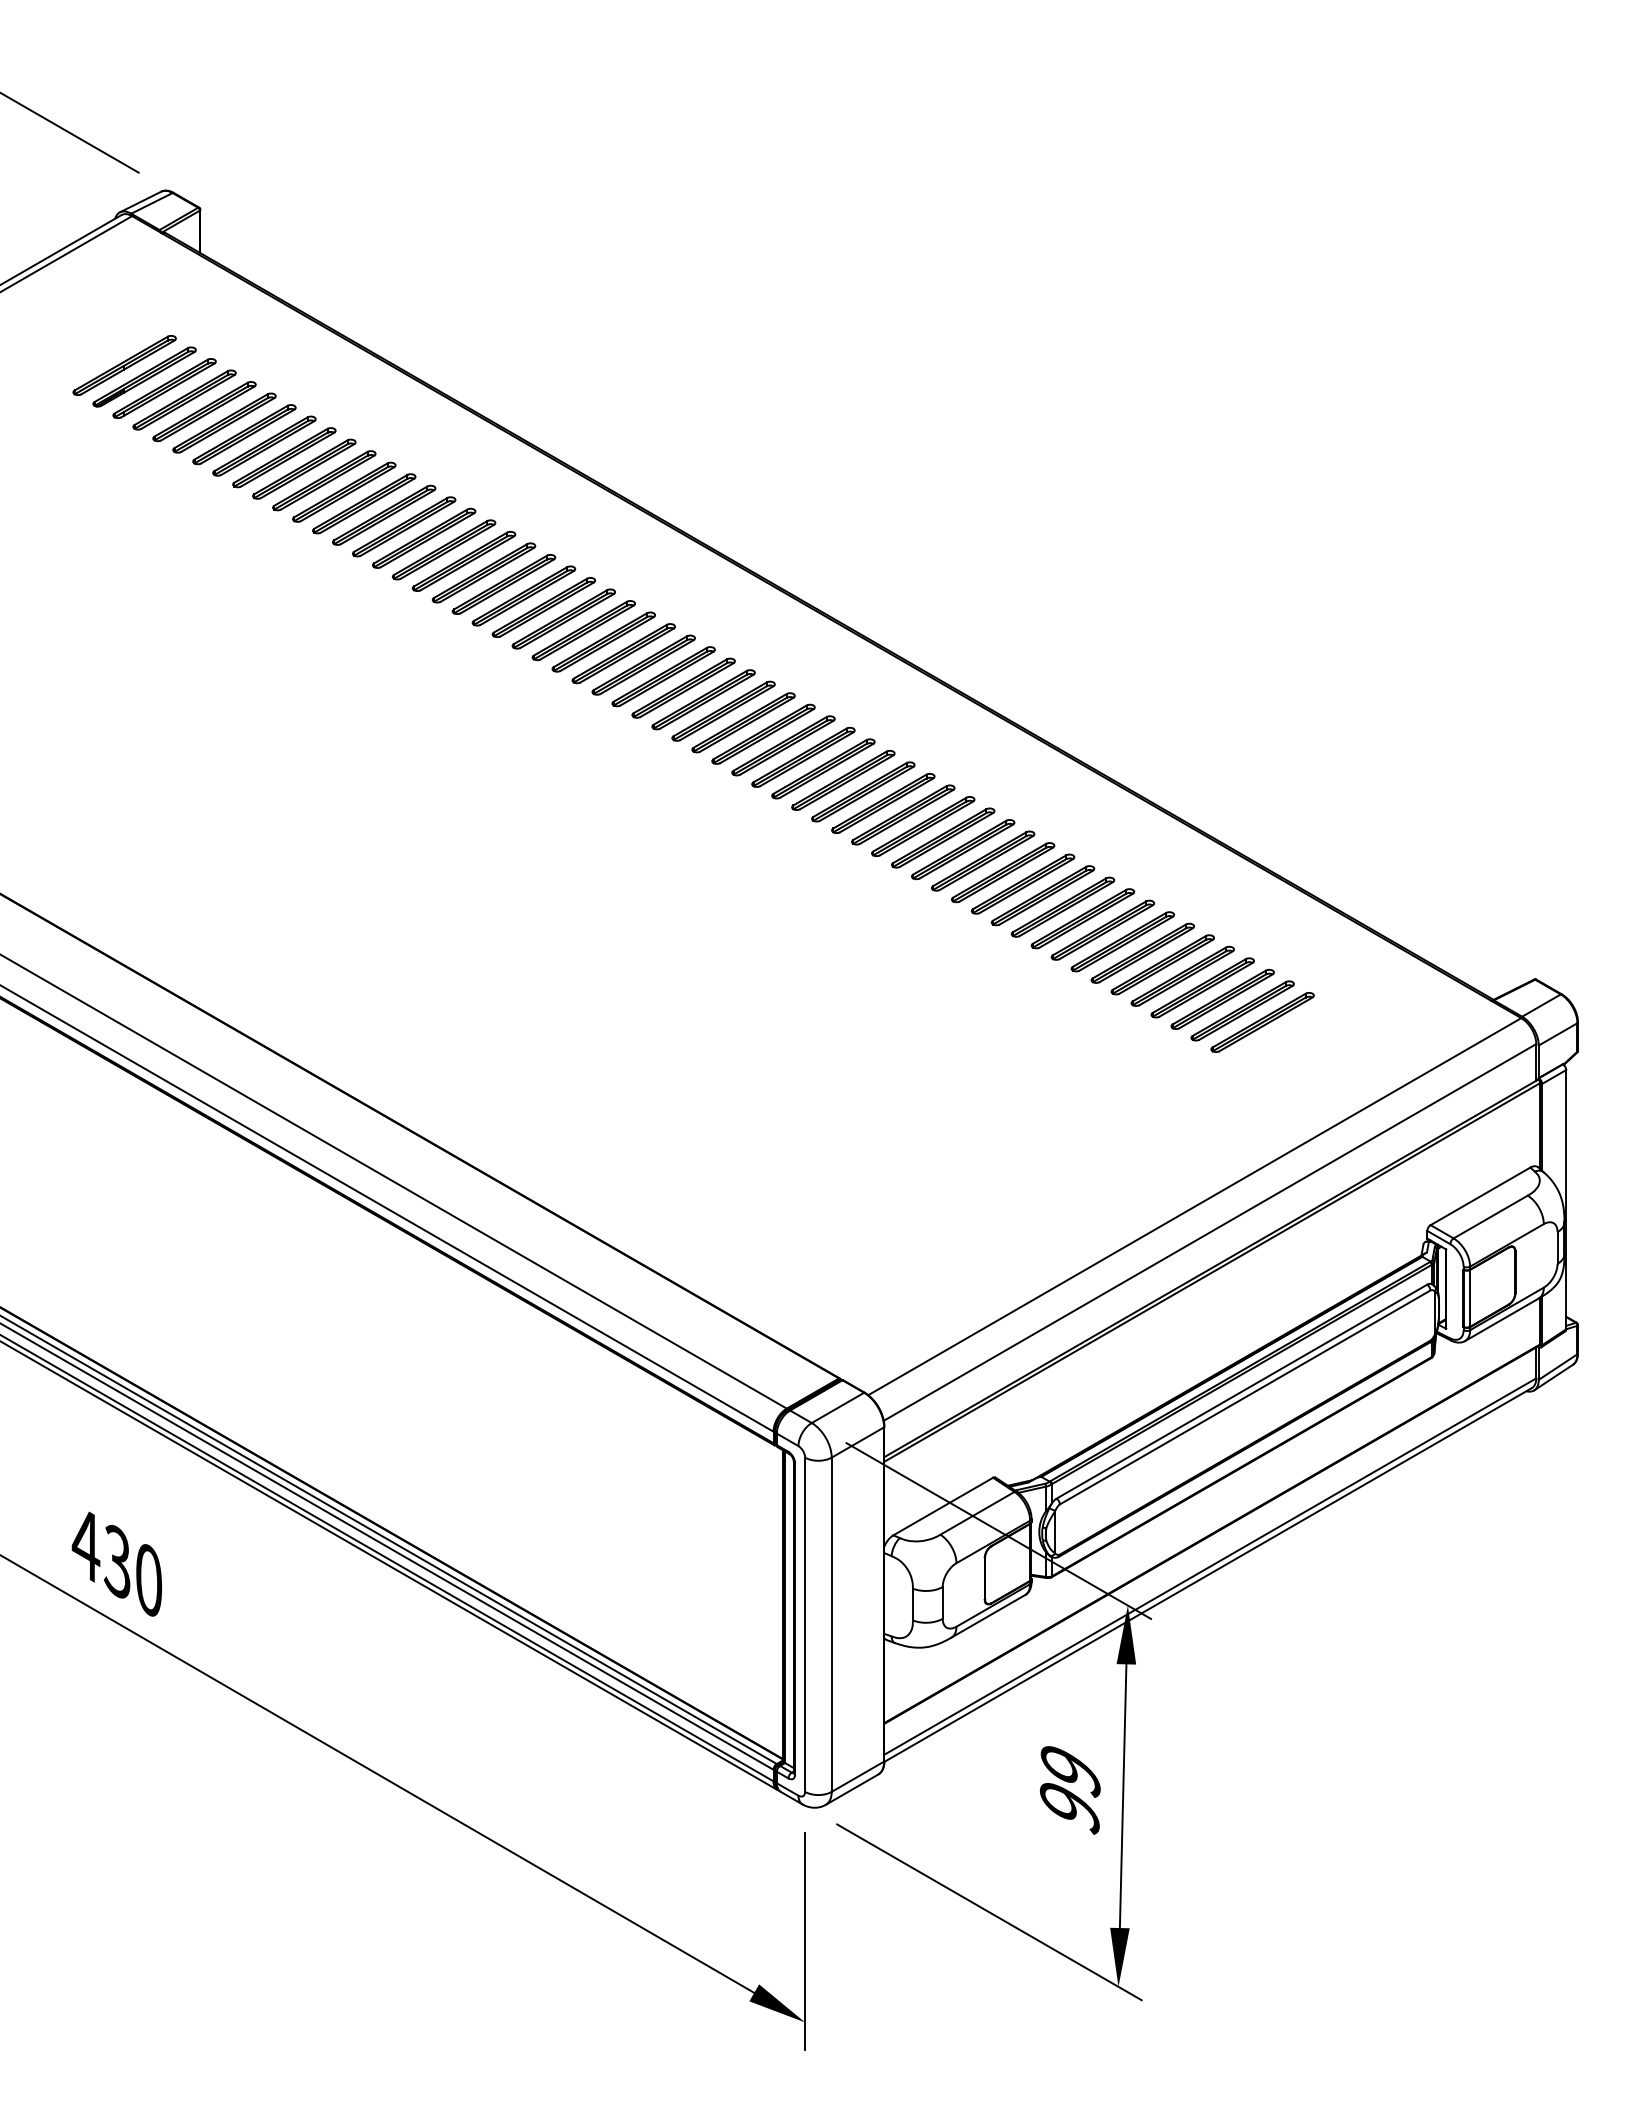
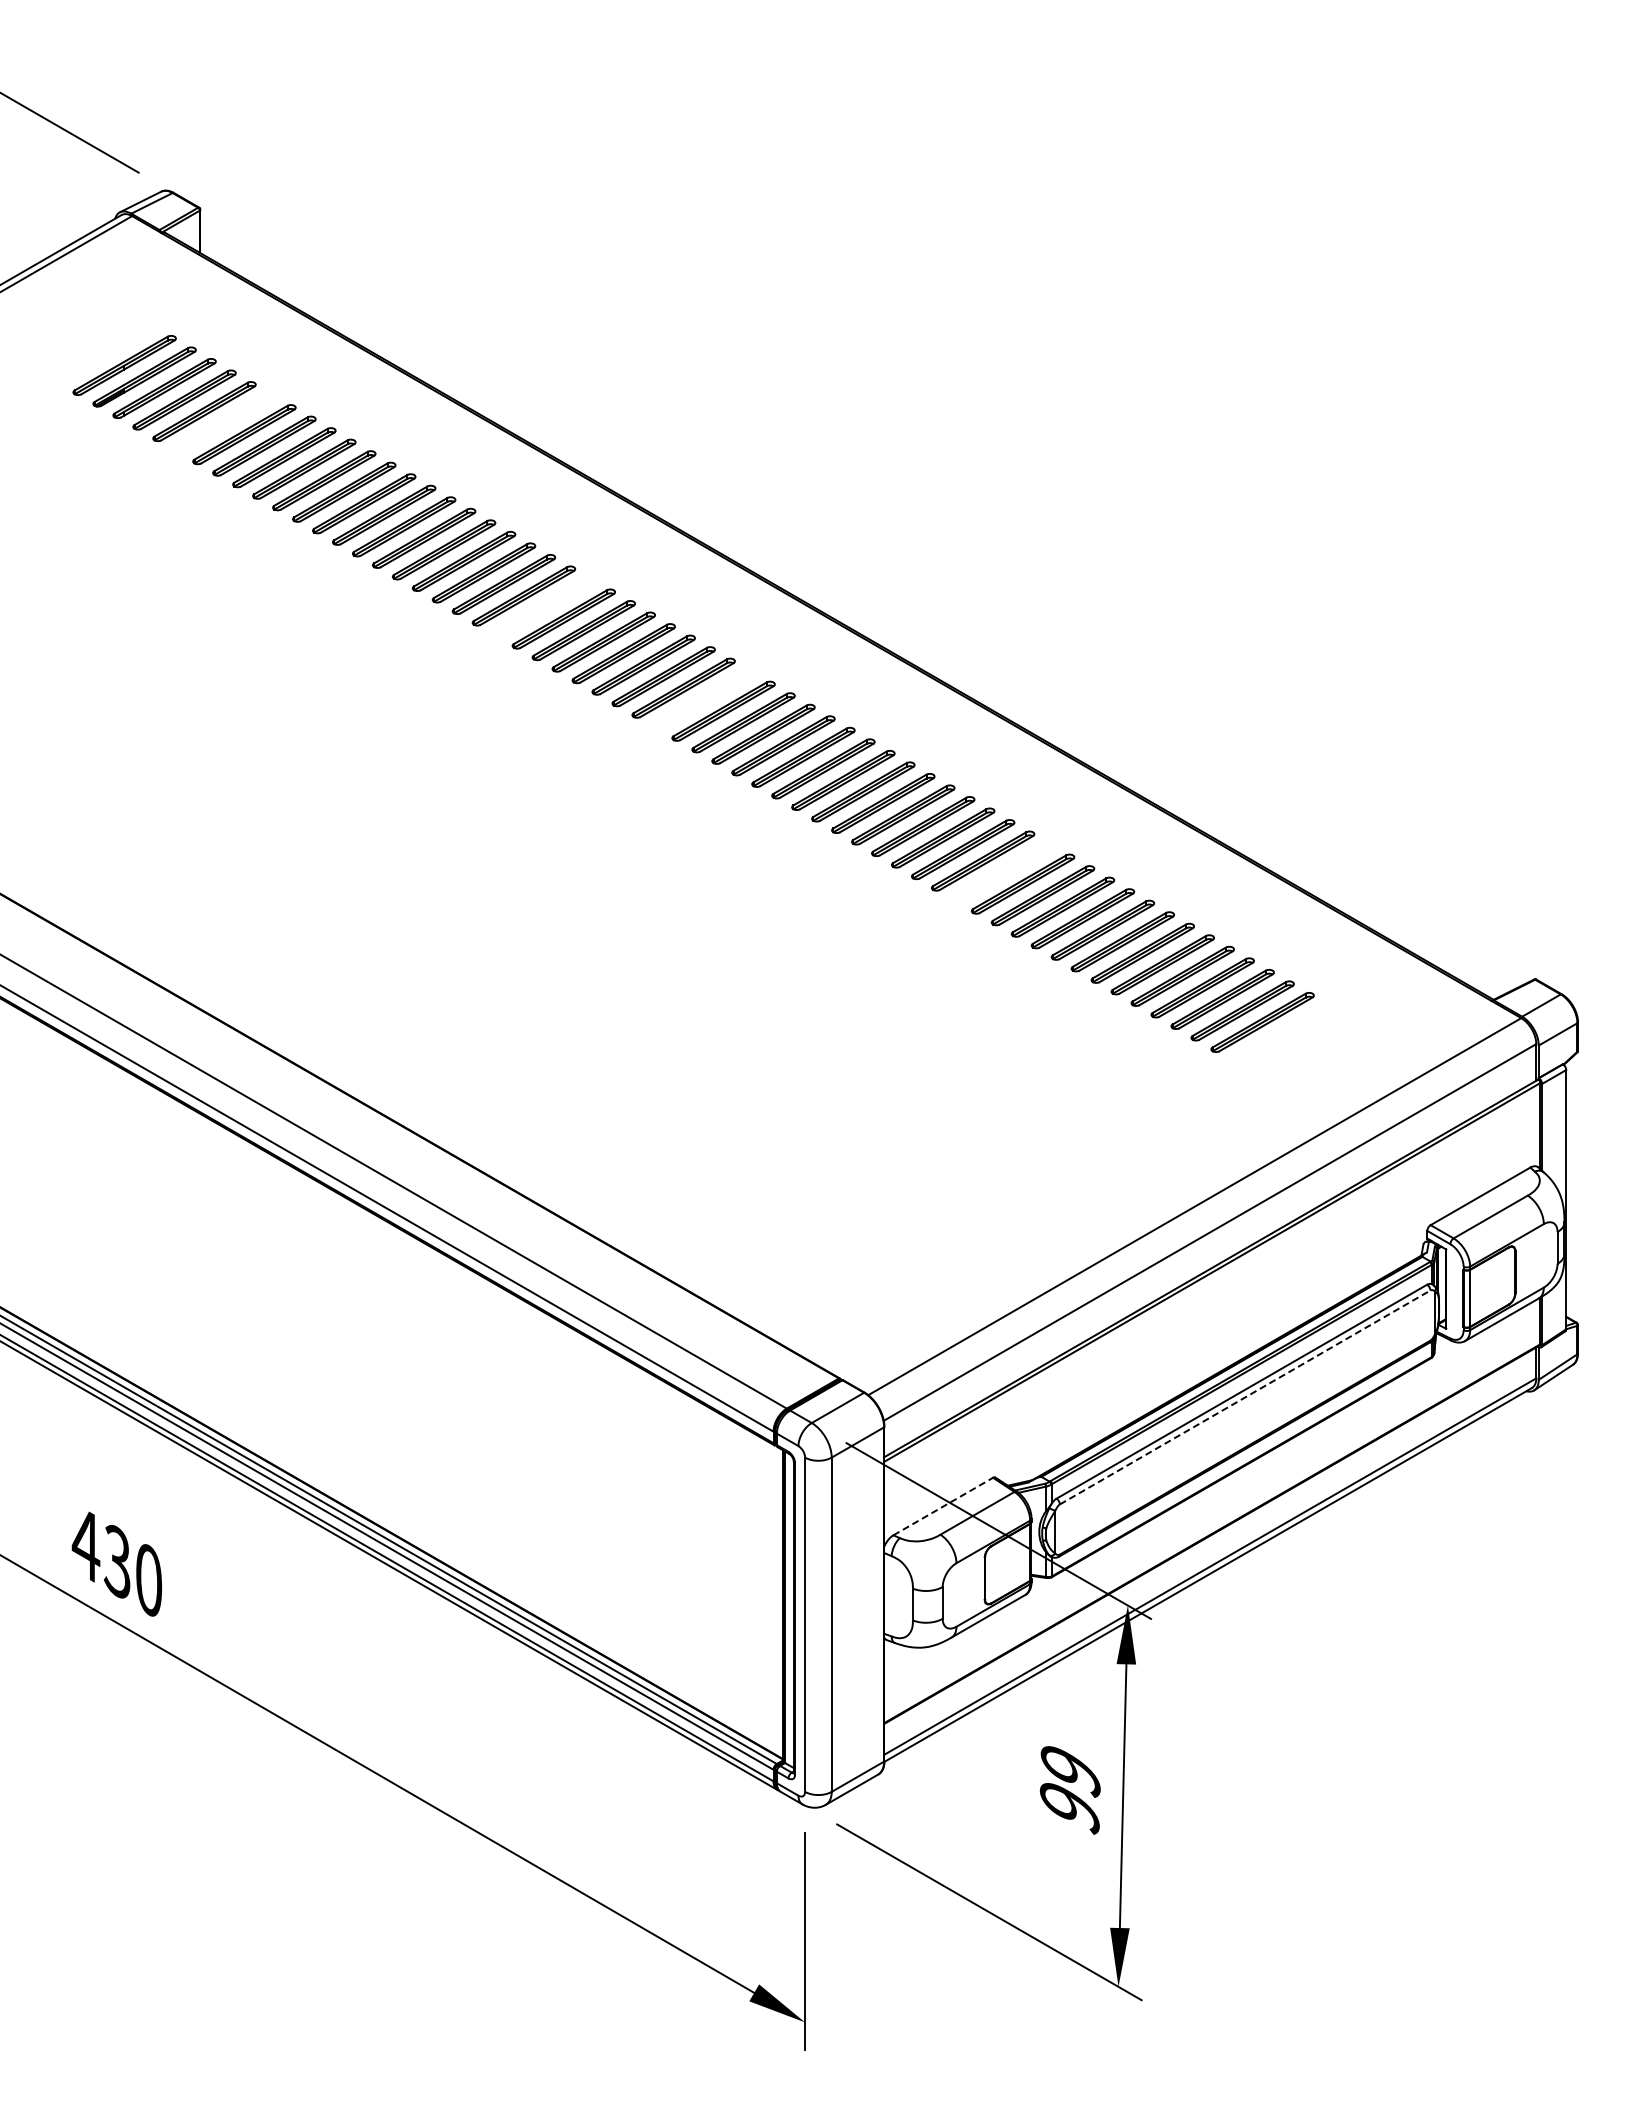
part: present -> none (224, 422)
part: present -> none (543, 607)
part: present -> none (703, 699)
part: present -> none (1003, 872)
line: solid -> dashed (1245, 1397)
line: solid -> dashed (943, 1506)
